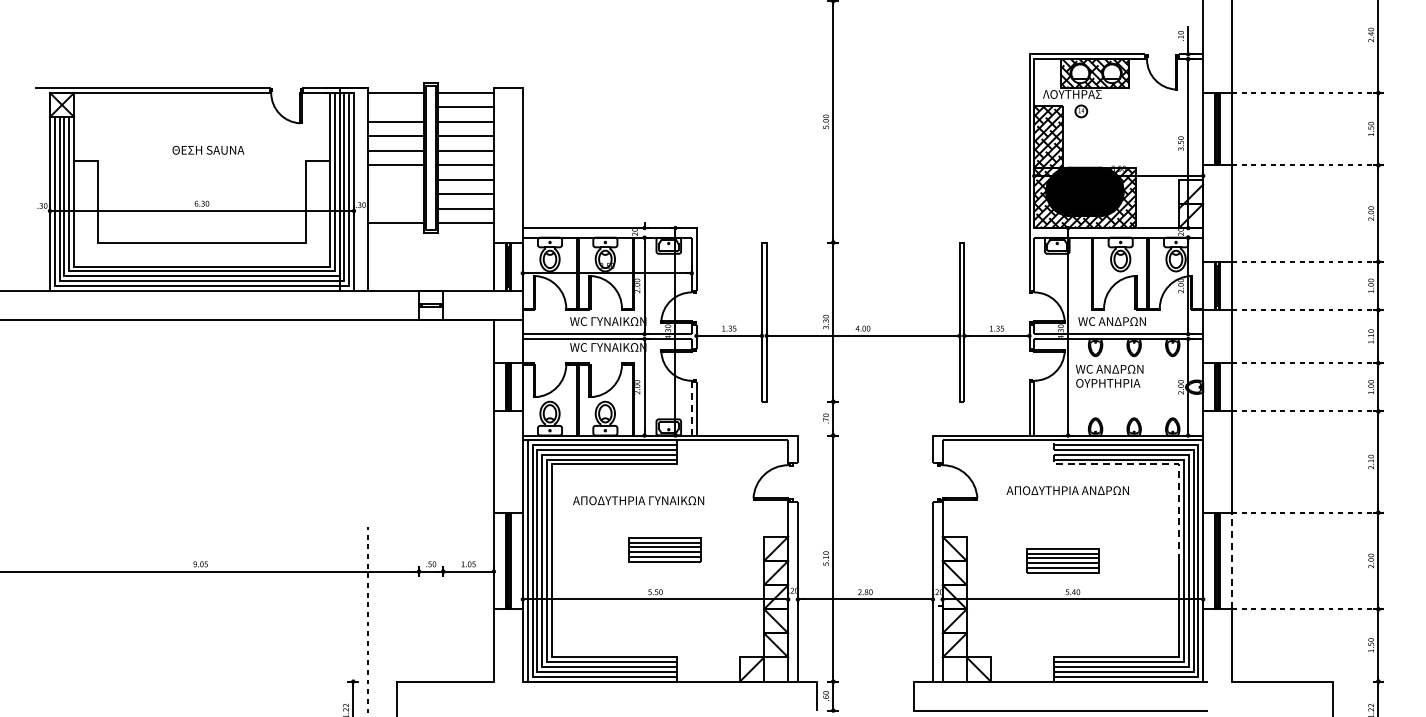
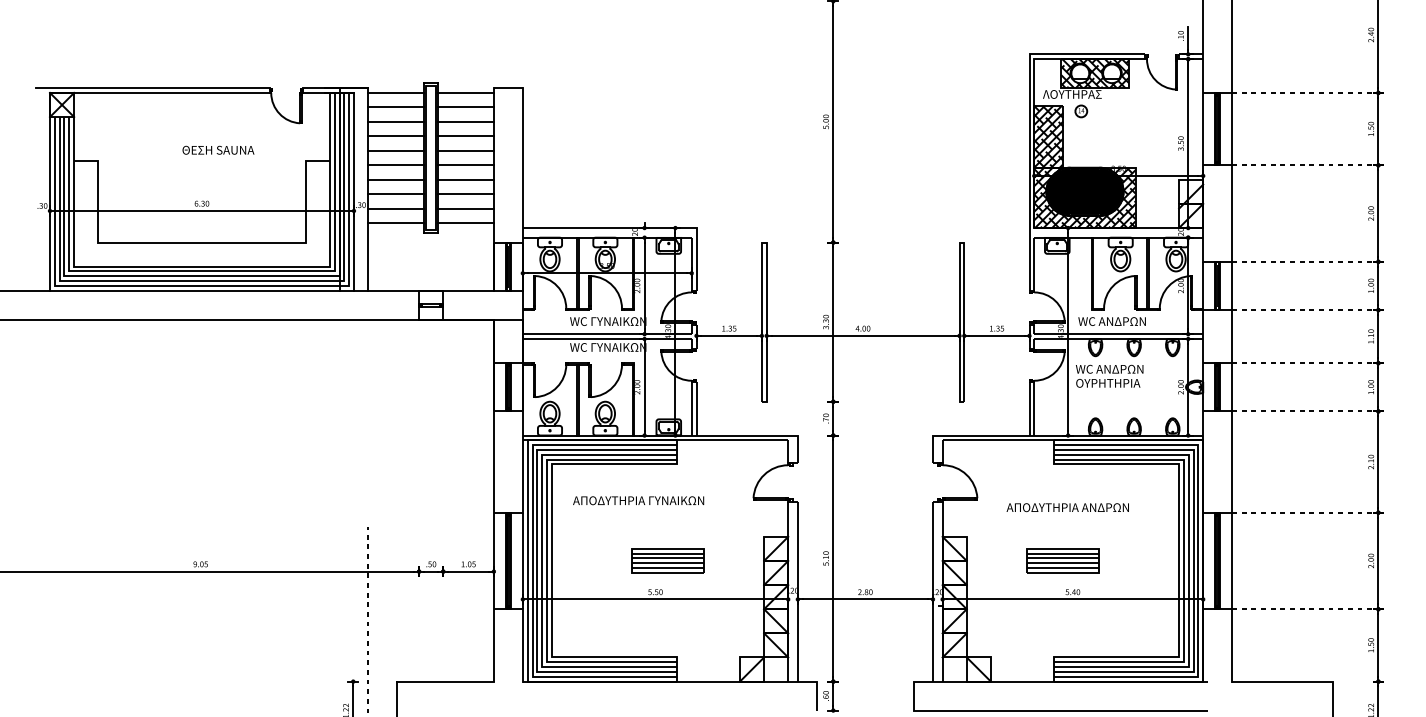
line: none -> present (395, 107)
text position: (208, 149) -> (218, 149) (218, 149)
line: none -> present (395, 179)
line: none -> present (395, 194)
line: none -> present (395, 208)
line: dashed -> solid (691, 408)
line: dashed -> solid (1152, 464)
text position: (1067, 490) -> (1067, 507) (1067, 507)
part position: (664, 549) -> (667, 560) (667, 560)
line: dashed -> solid (1232, 560)
